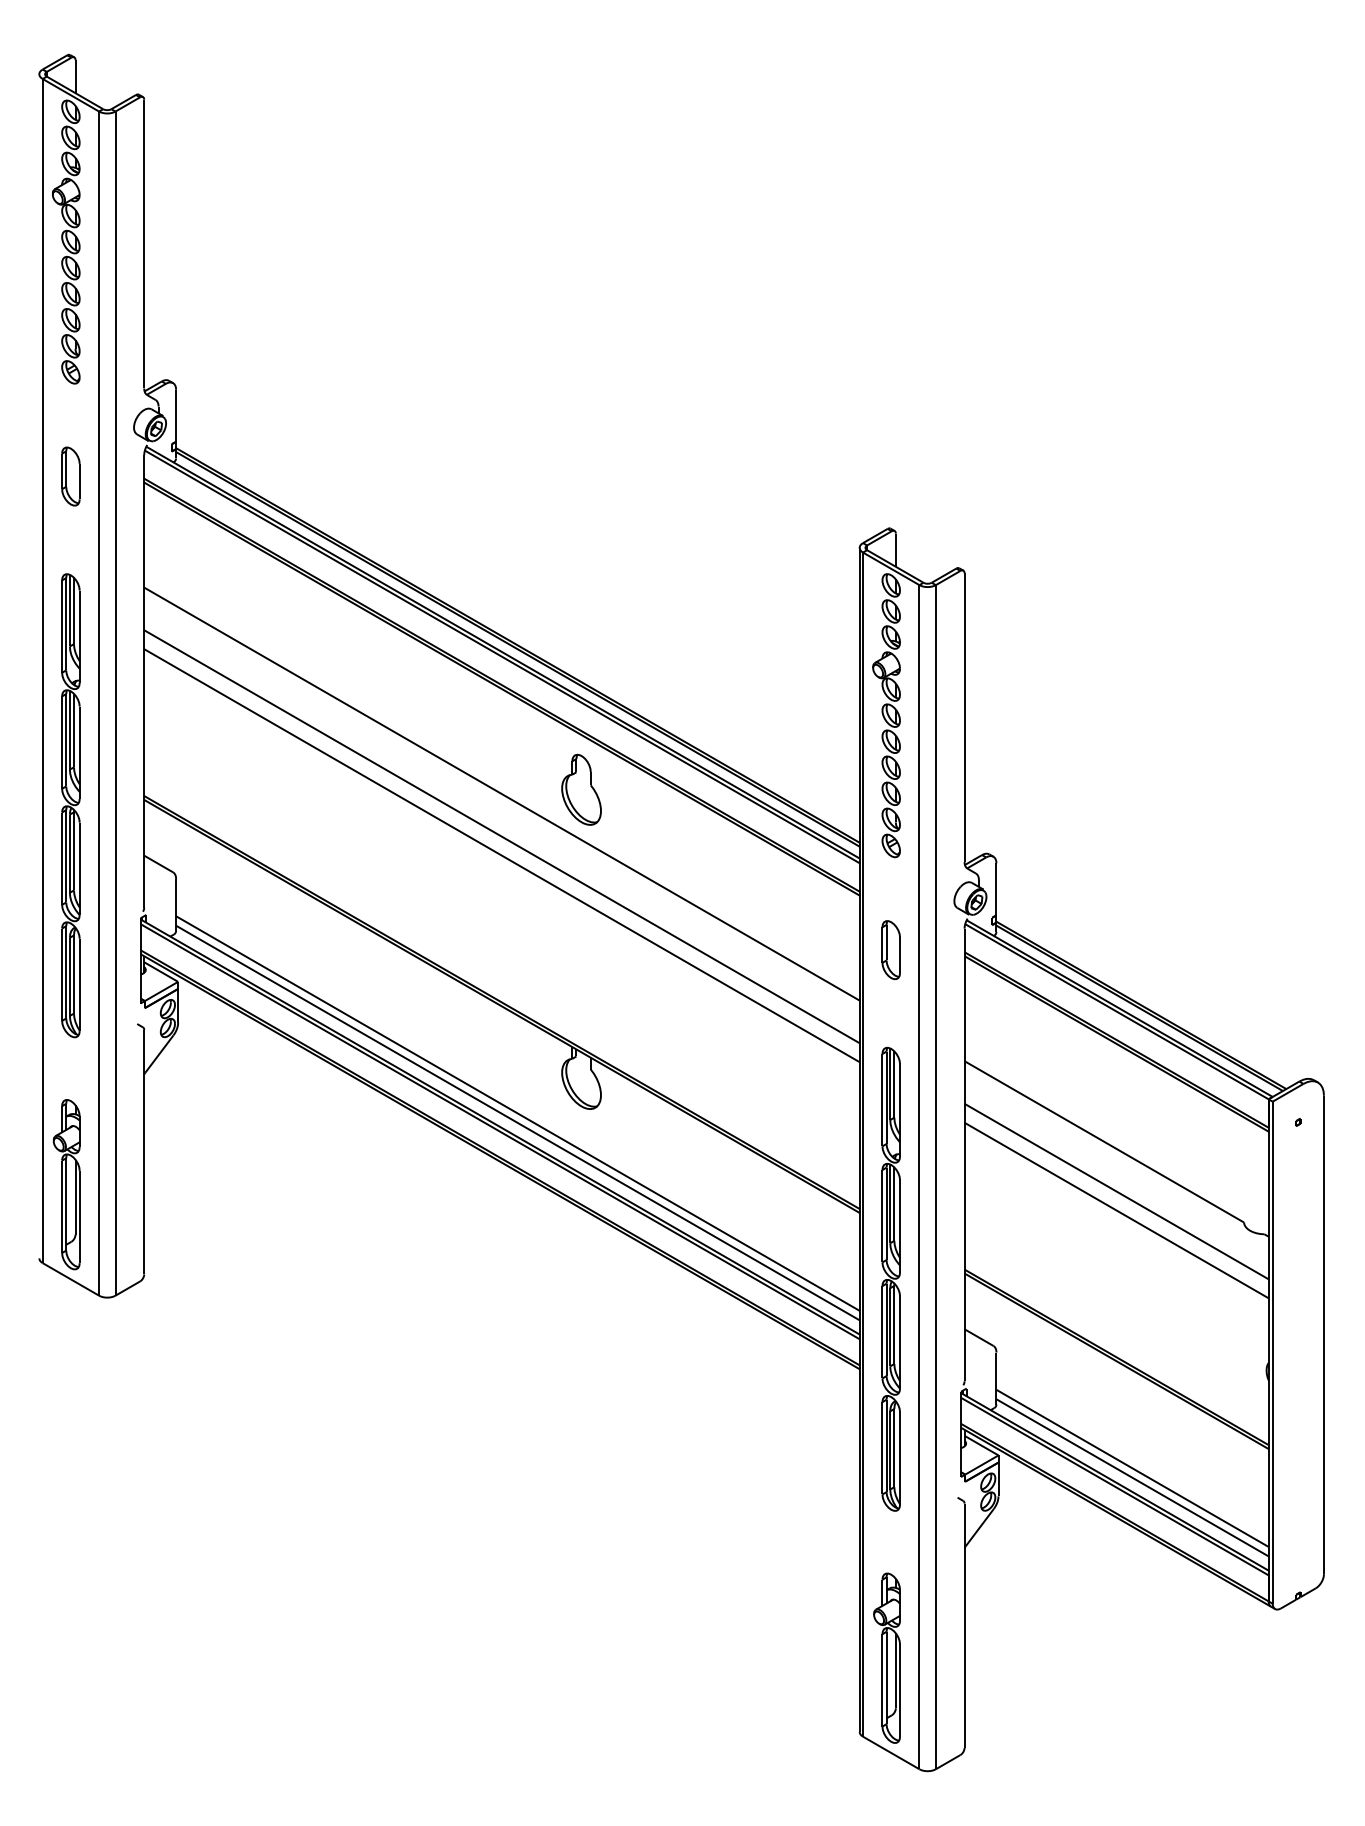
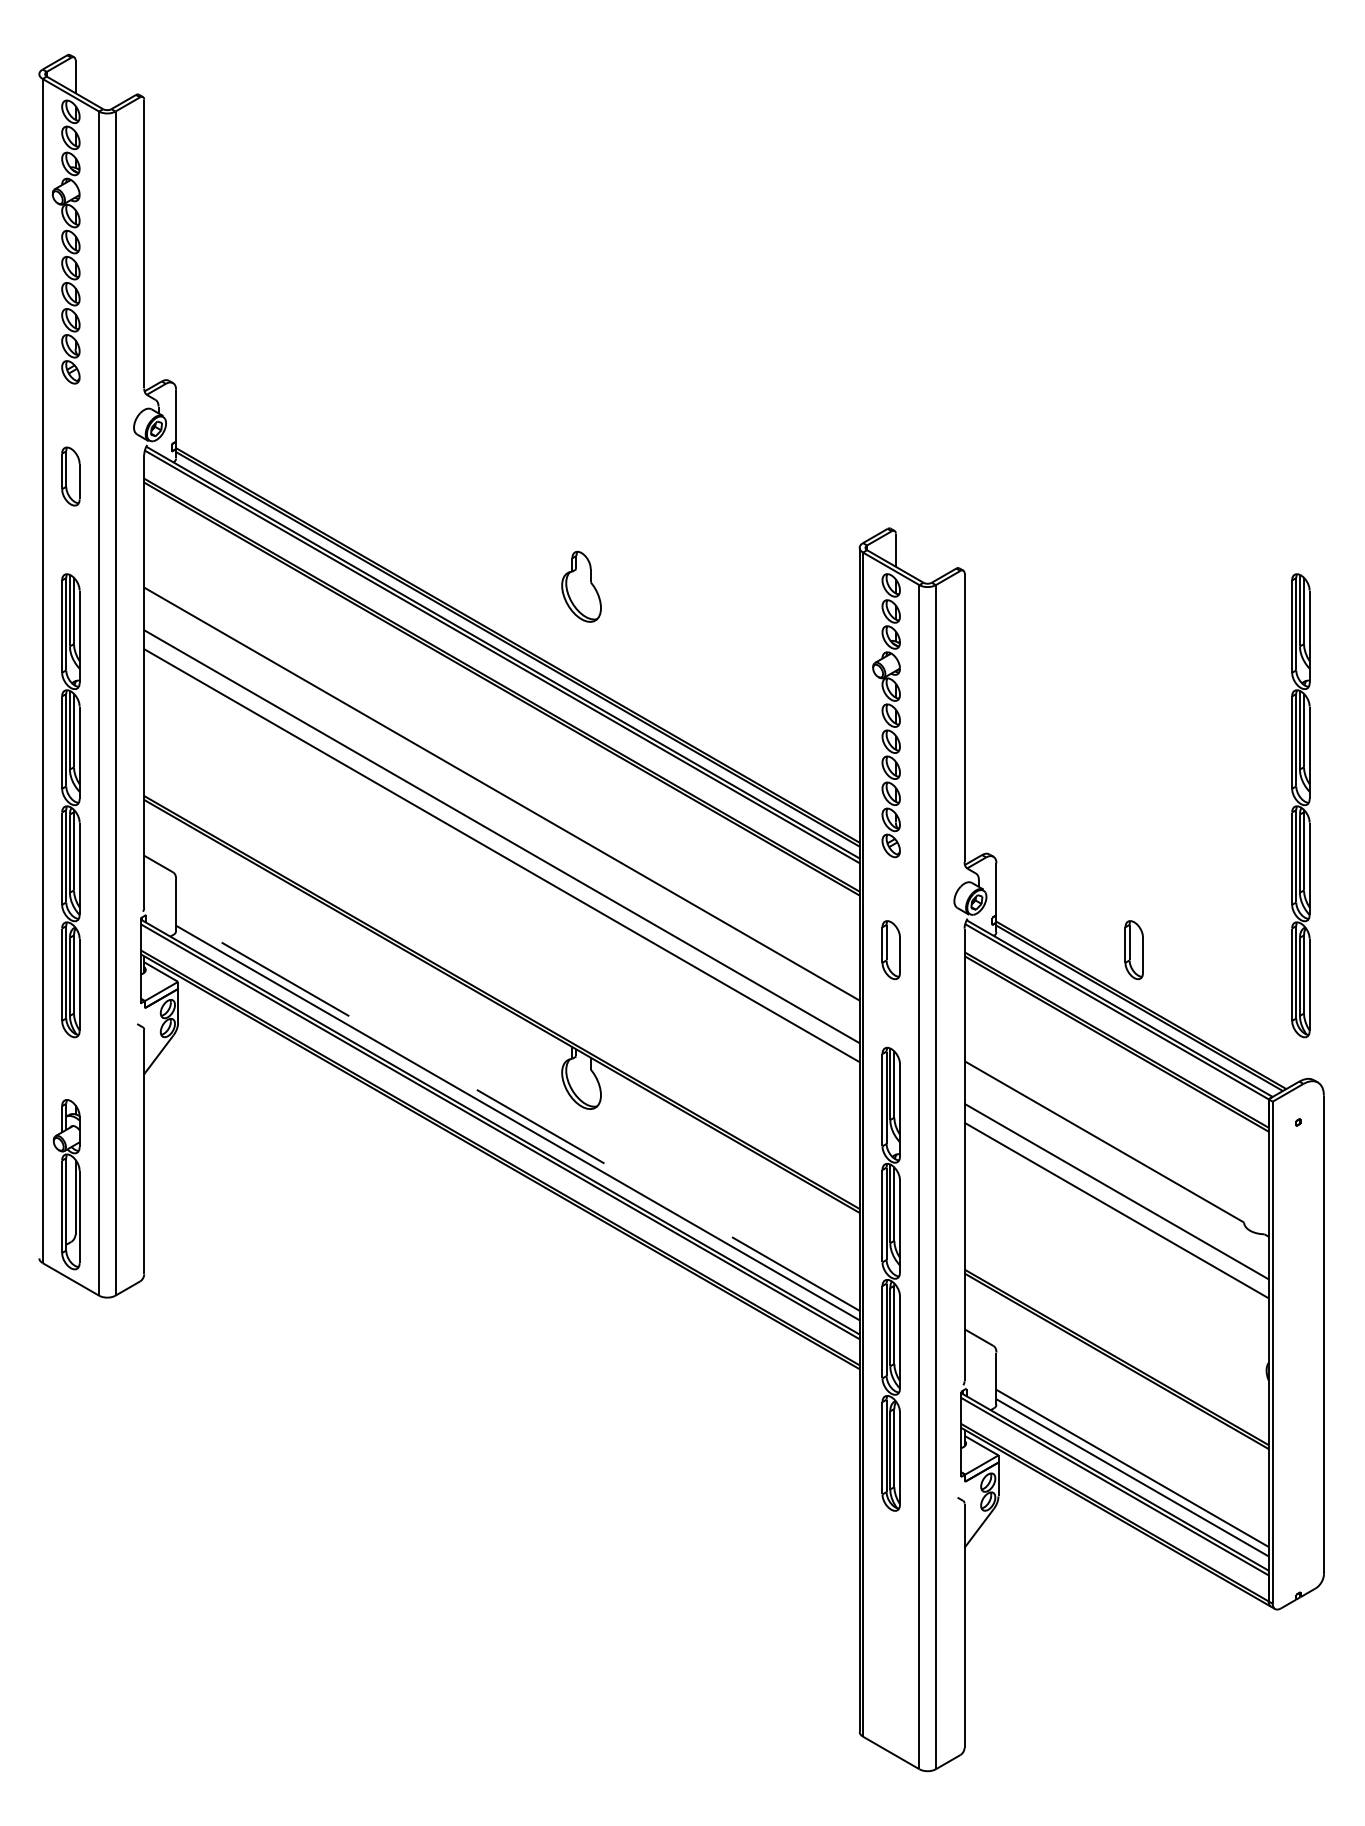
part position: (581, 789) -> (581, 586) (581, 586)
part: none -> present (1300, 805)
part: none -> present (1133, 950)
line: solid -> dashed (517, 1113)
part: present -> none (886, 1657)
